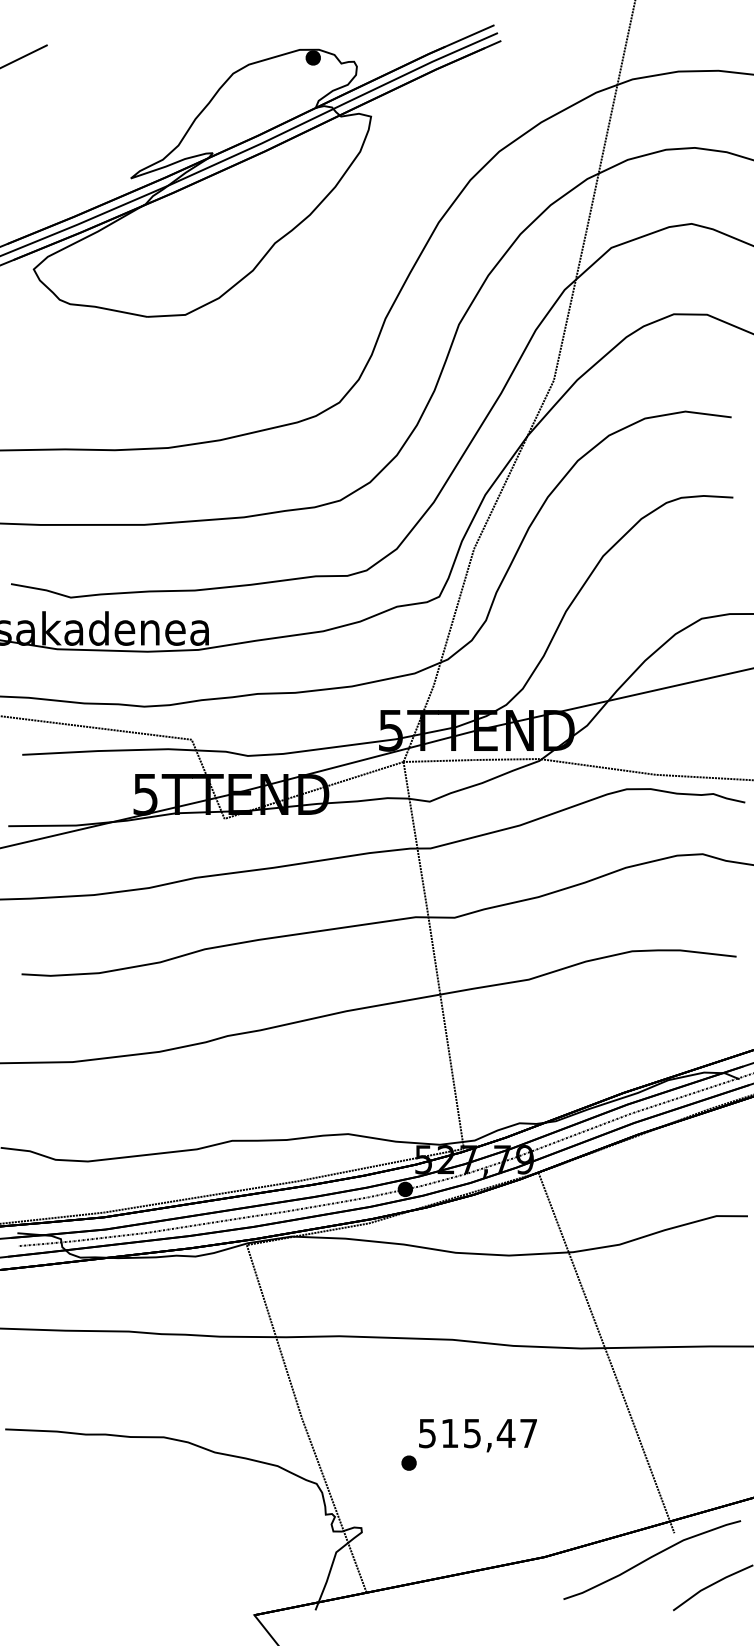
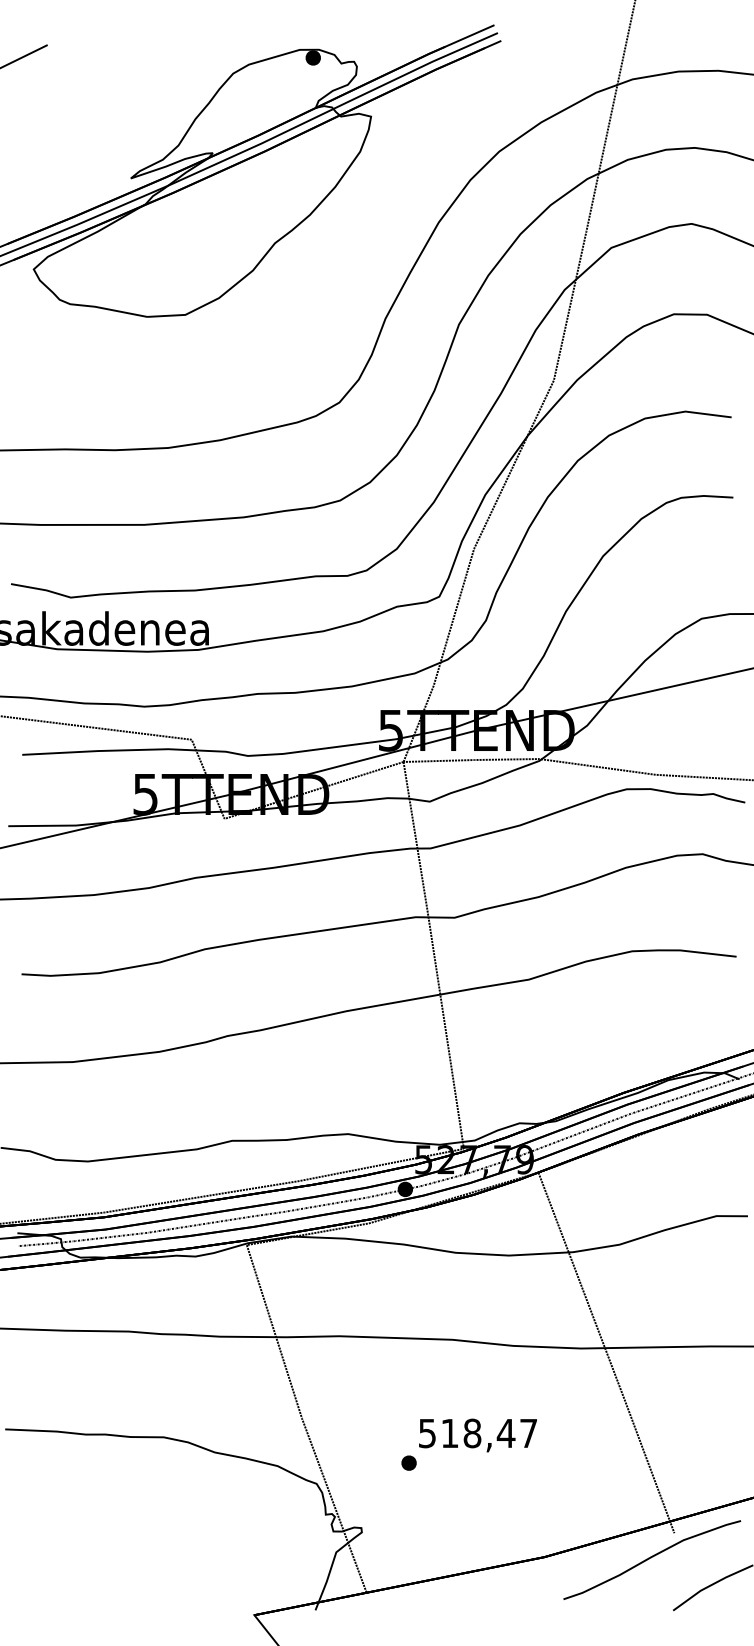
text: 515,47 -> 518,47 (472, 1433)
